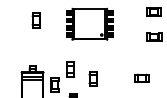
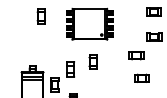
part position: (35, 20) -> (40, 16) (40, 16)
part: none -> present (136, 55)
part position: (92, 78) -> (92, 61) (92, 61)
